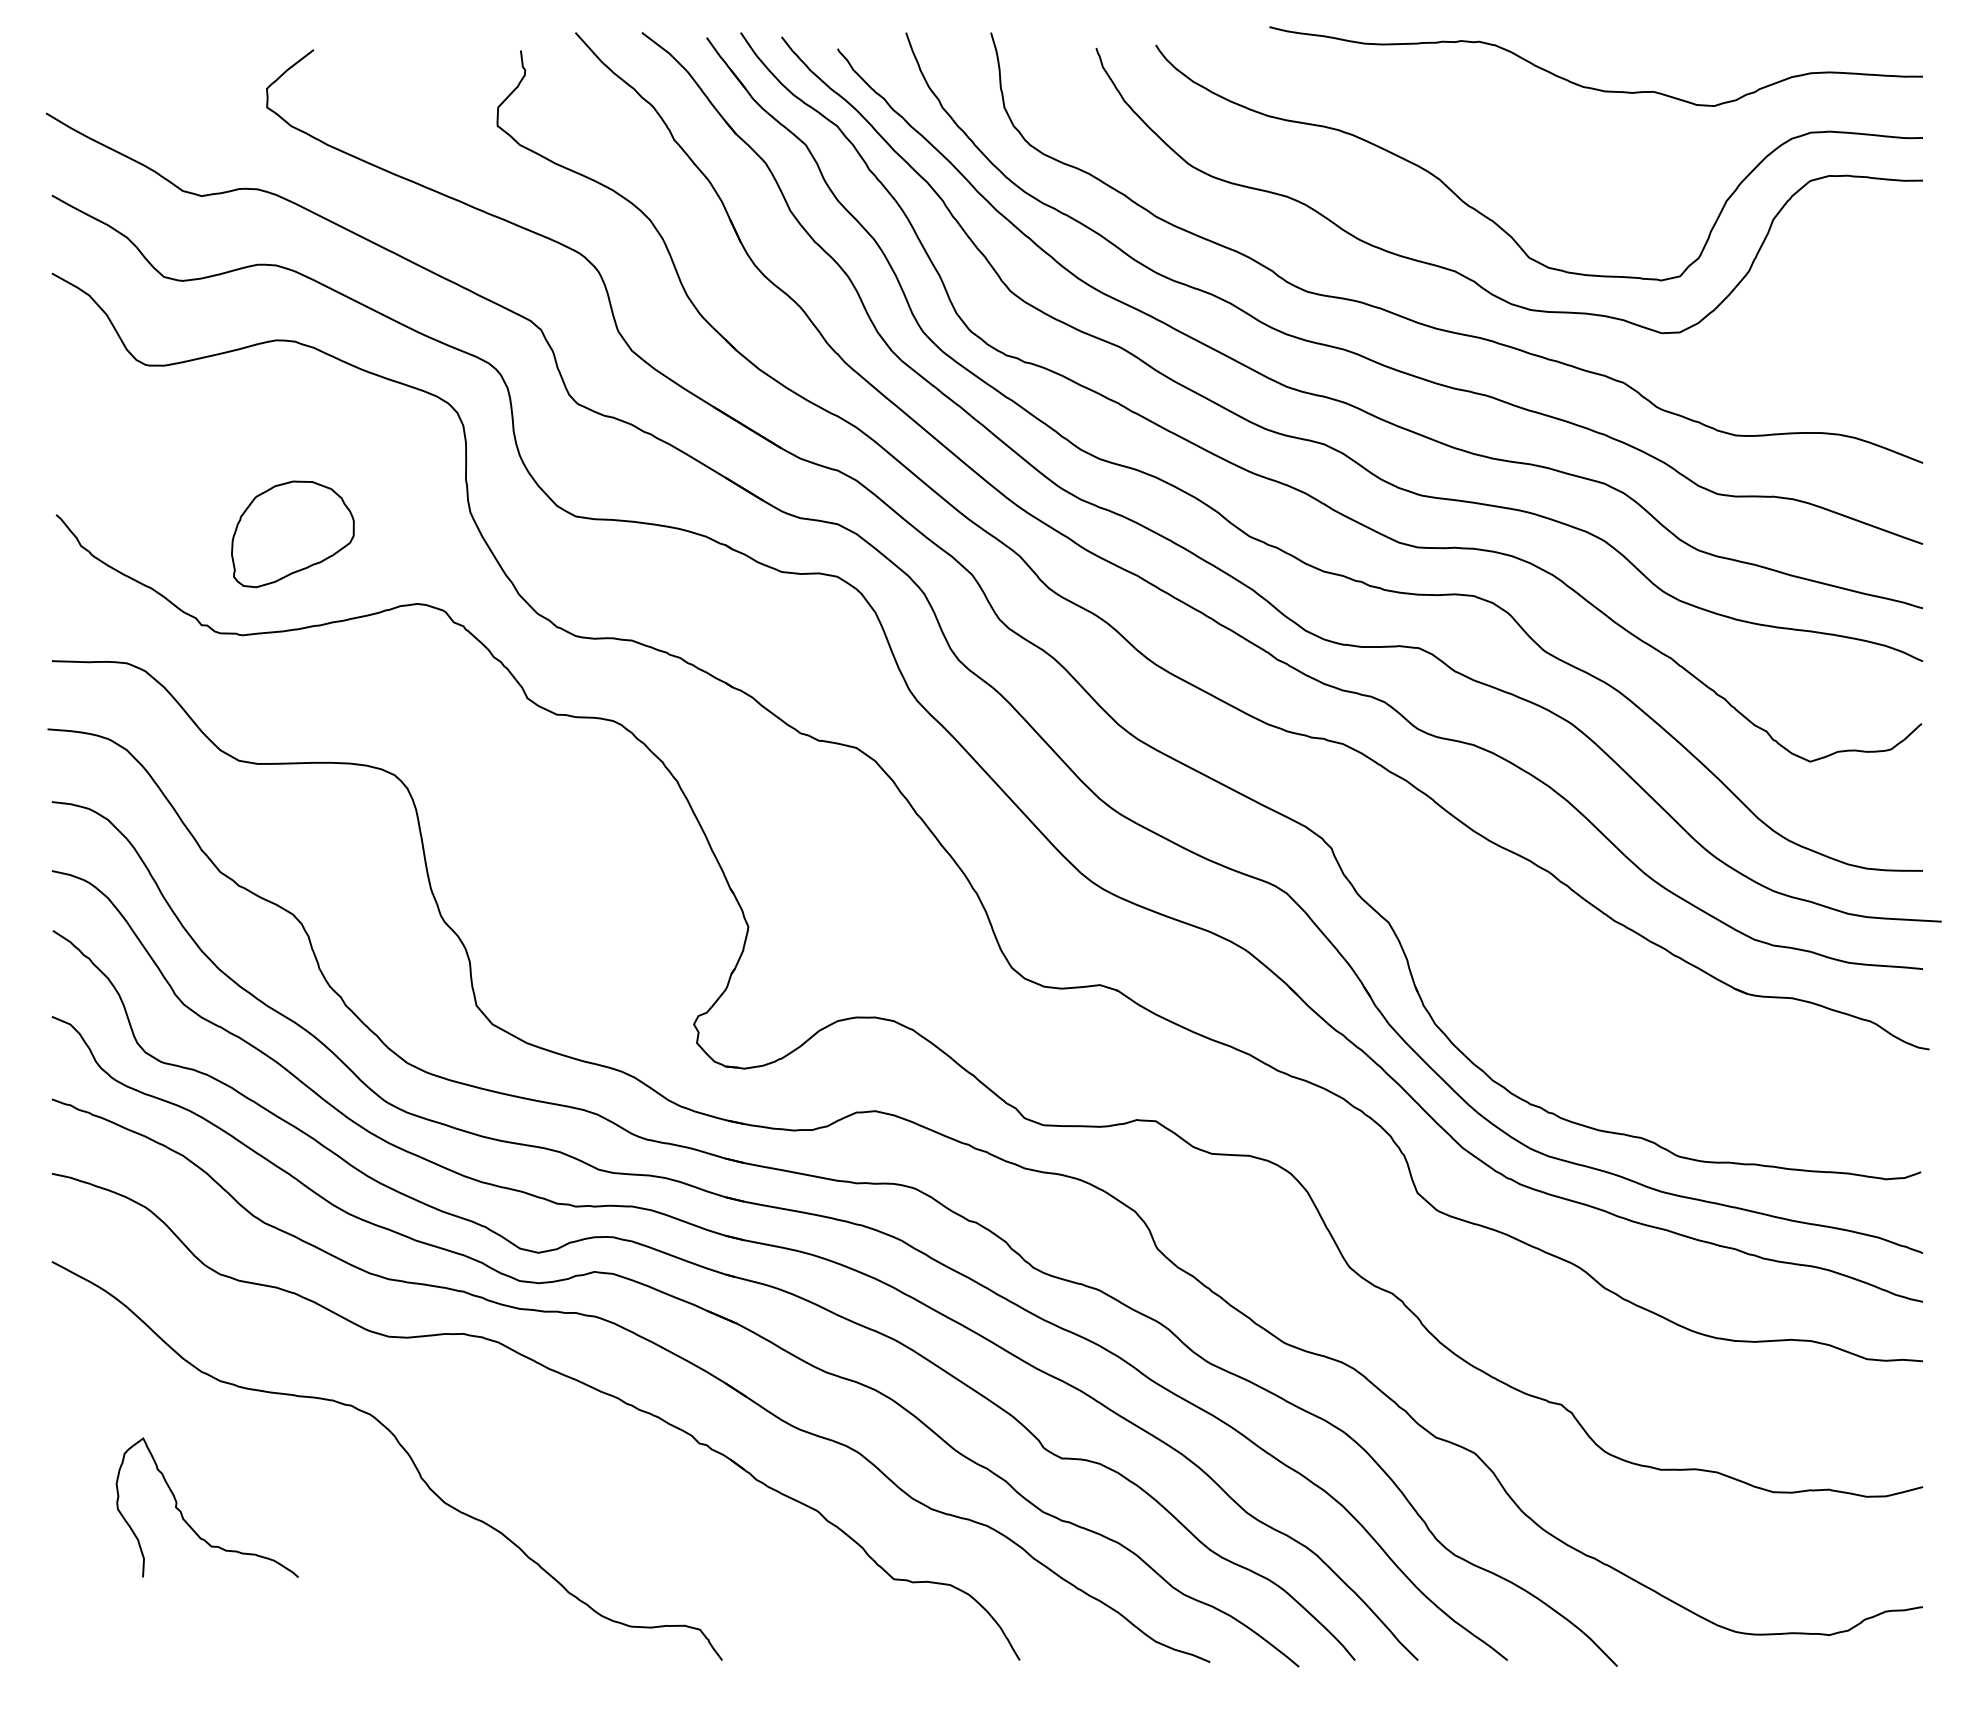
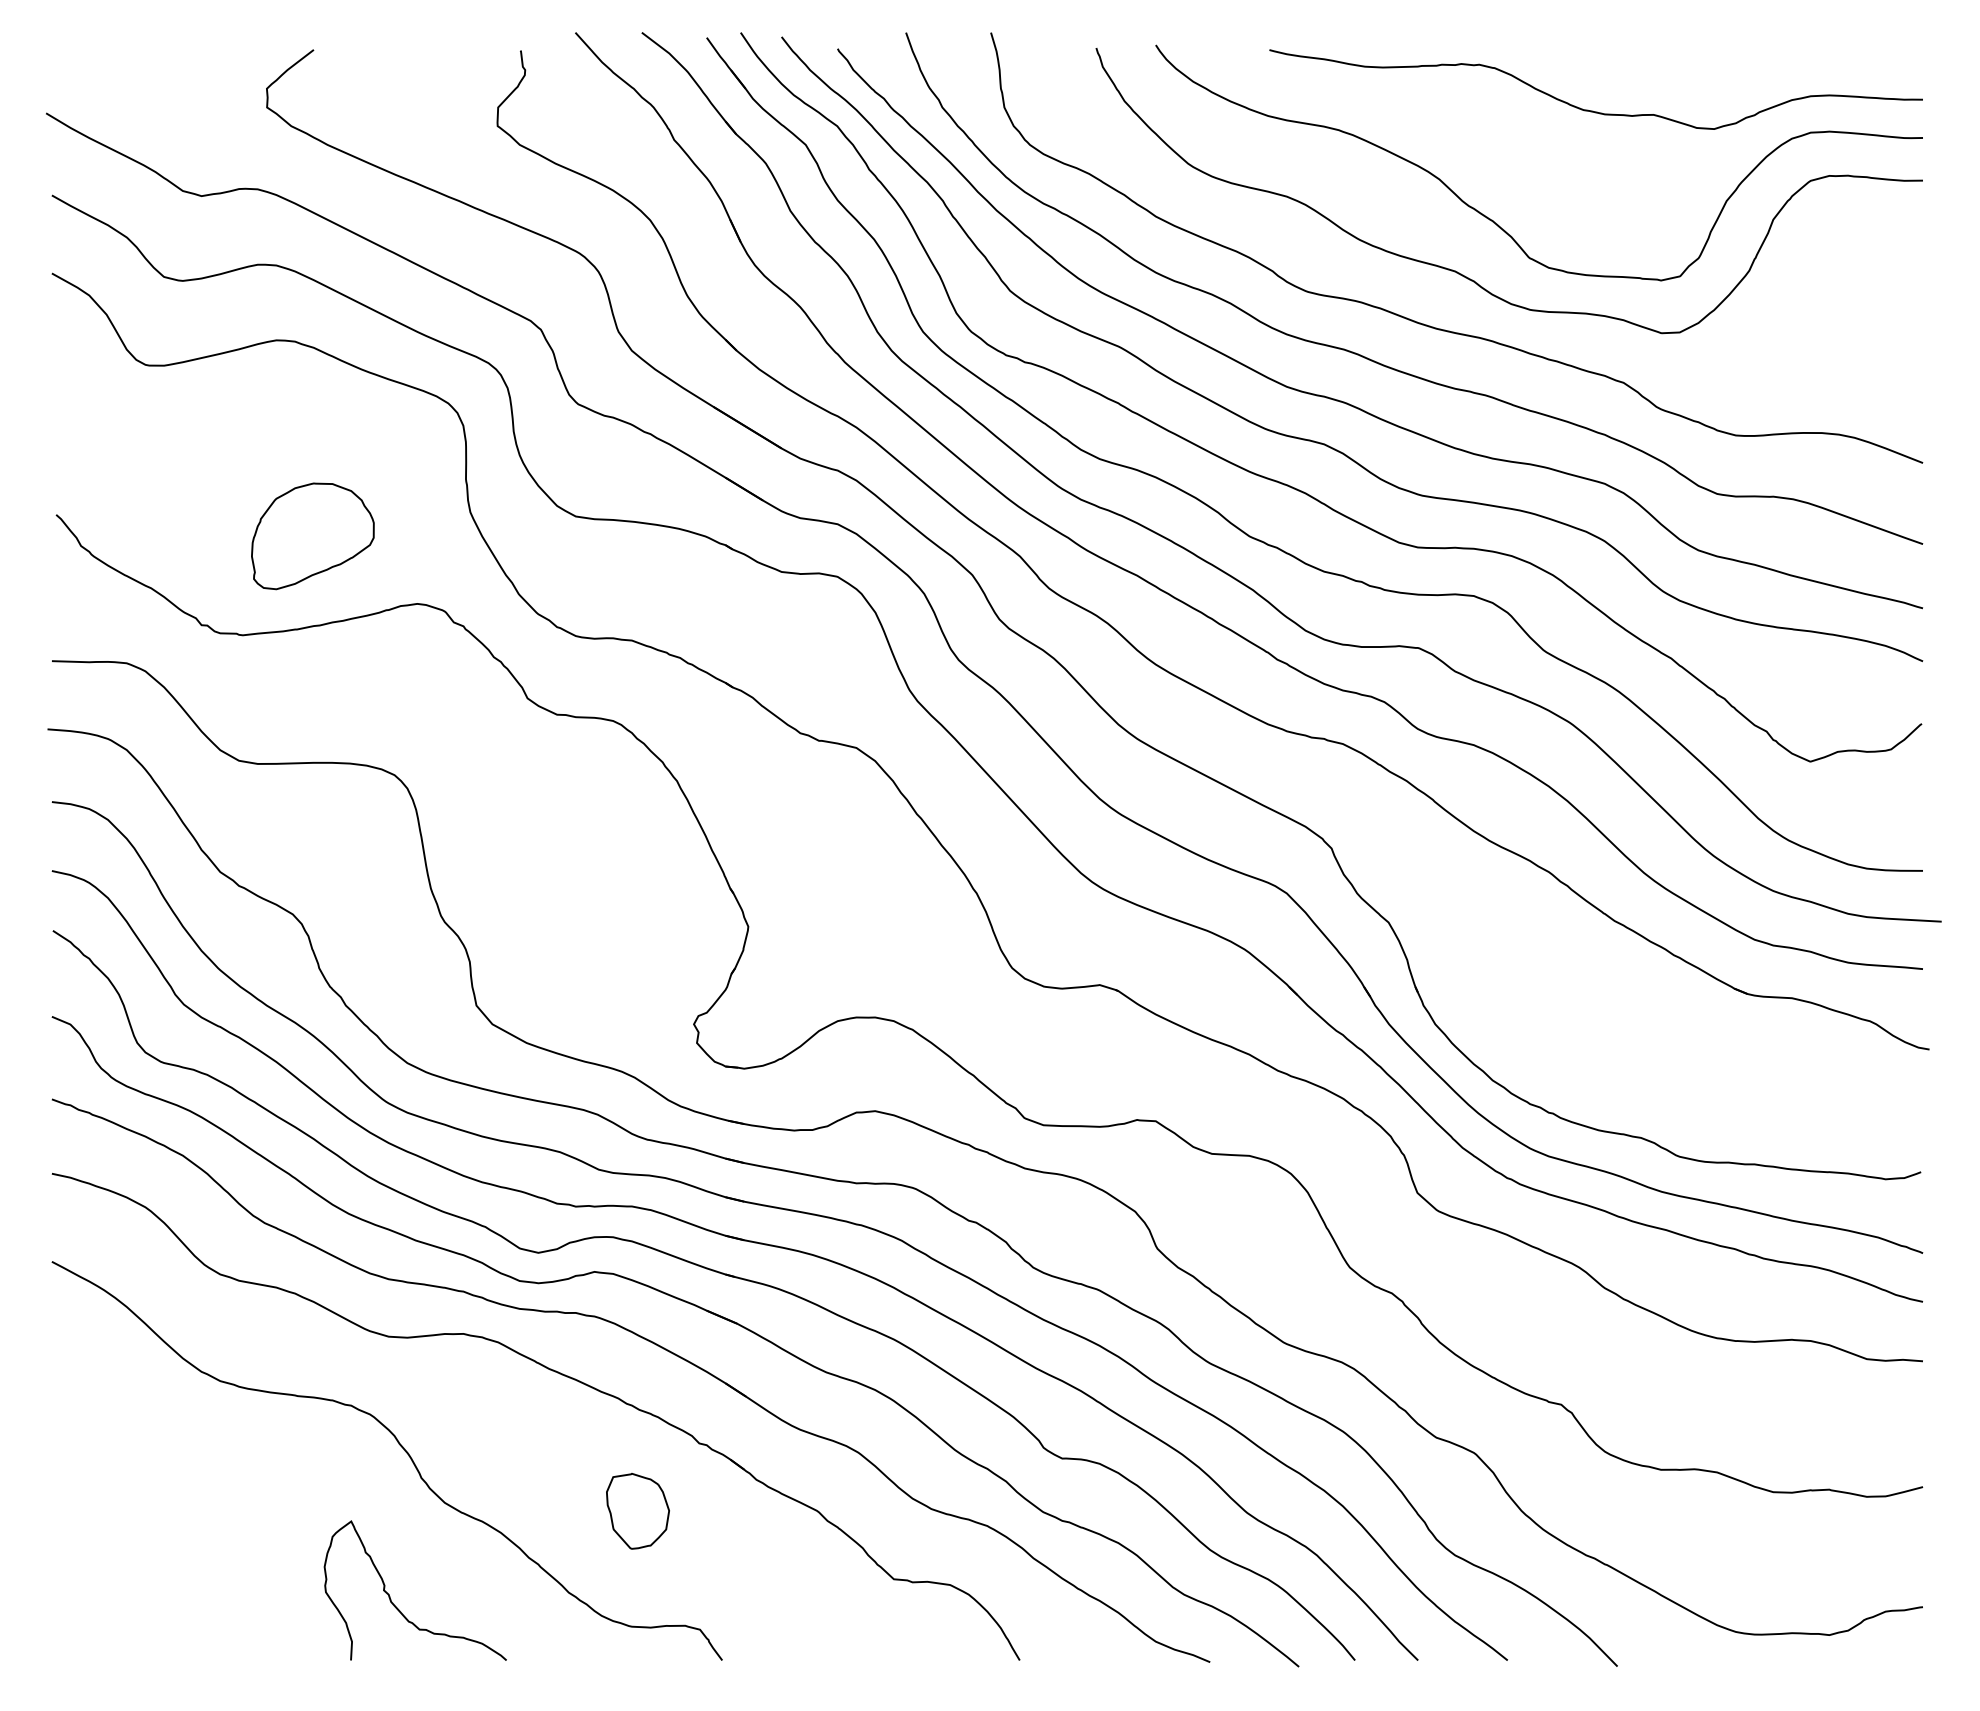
curve position: (1588, 86) -> (1588, 109) (1588, 109)
part position: (292, 534) -> (312, 536) (312, 536)
part: none -> present (637, 1511)
curve position: (189, 1524) -> (397, 1607) (397, 1607)
